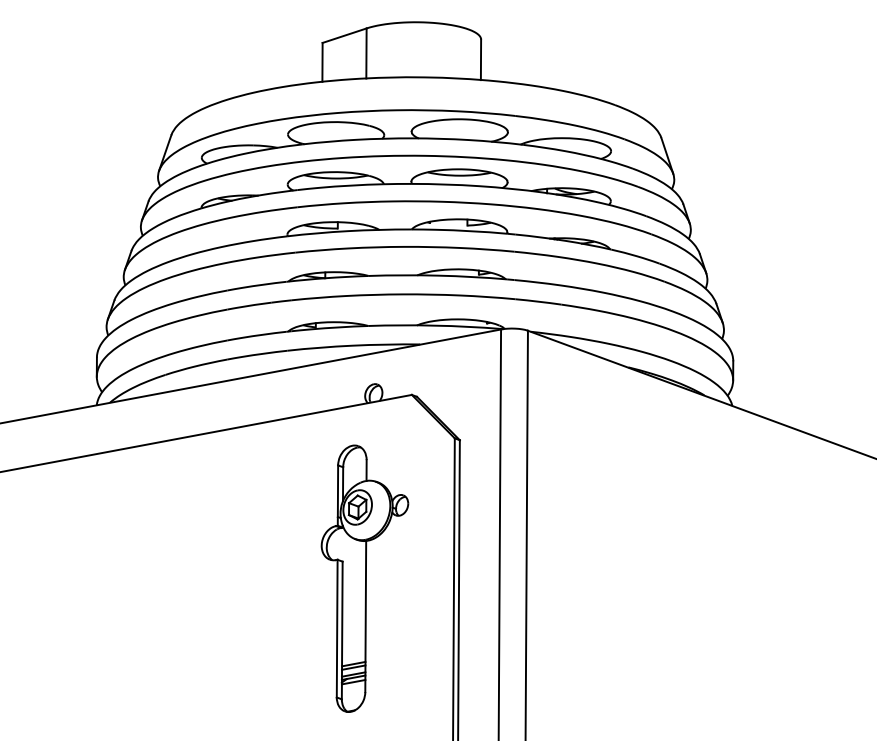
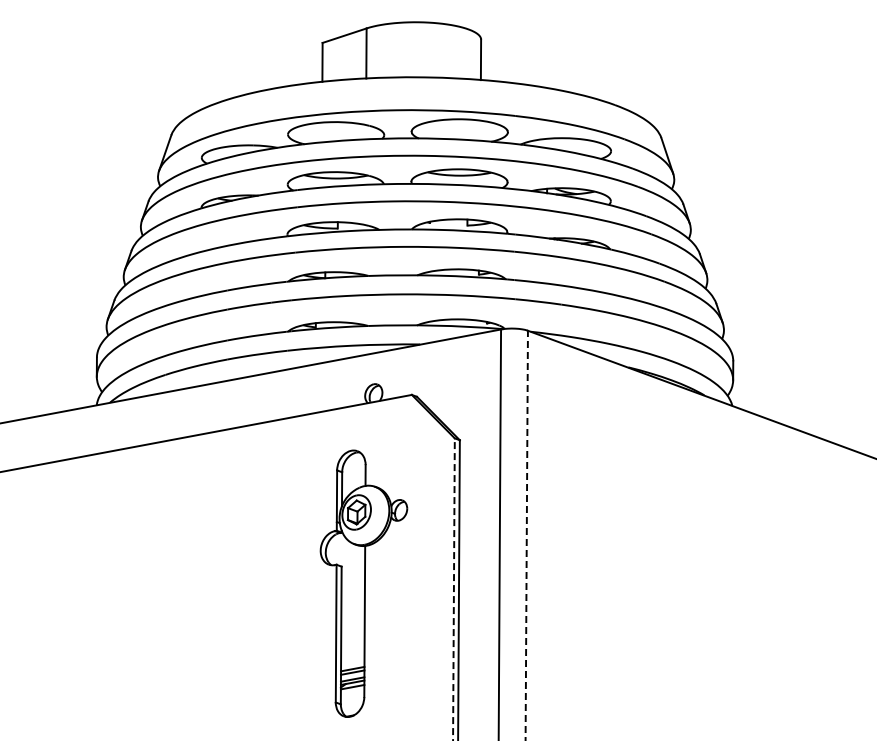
line: solid -> dashed (526, 535)
part position: (364, 578) -> (363, 583) (363, 583)
line: solid -> dashed (453, 589)
